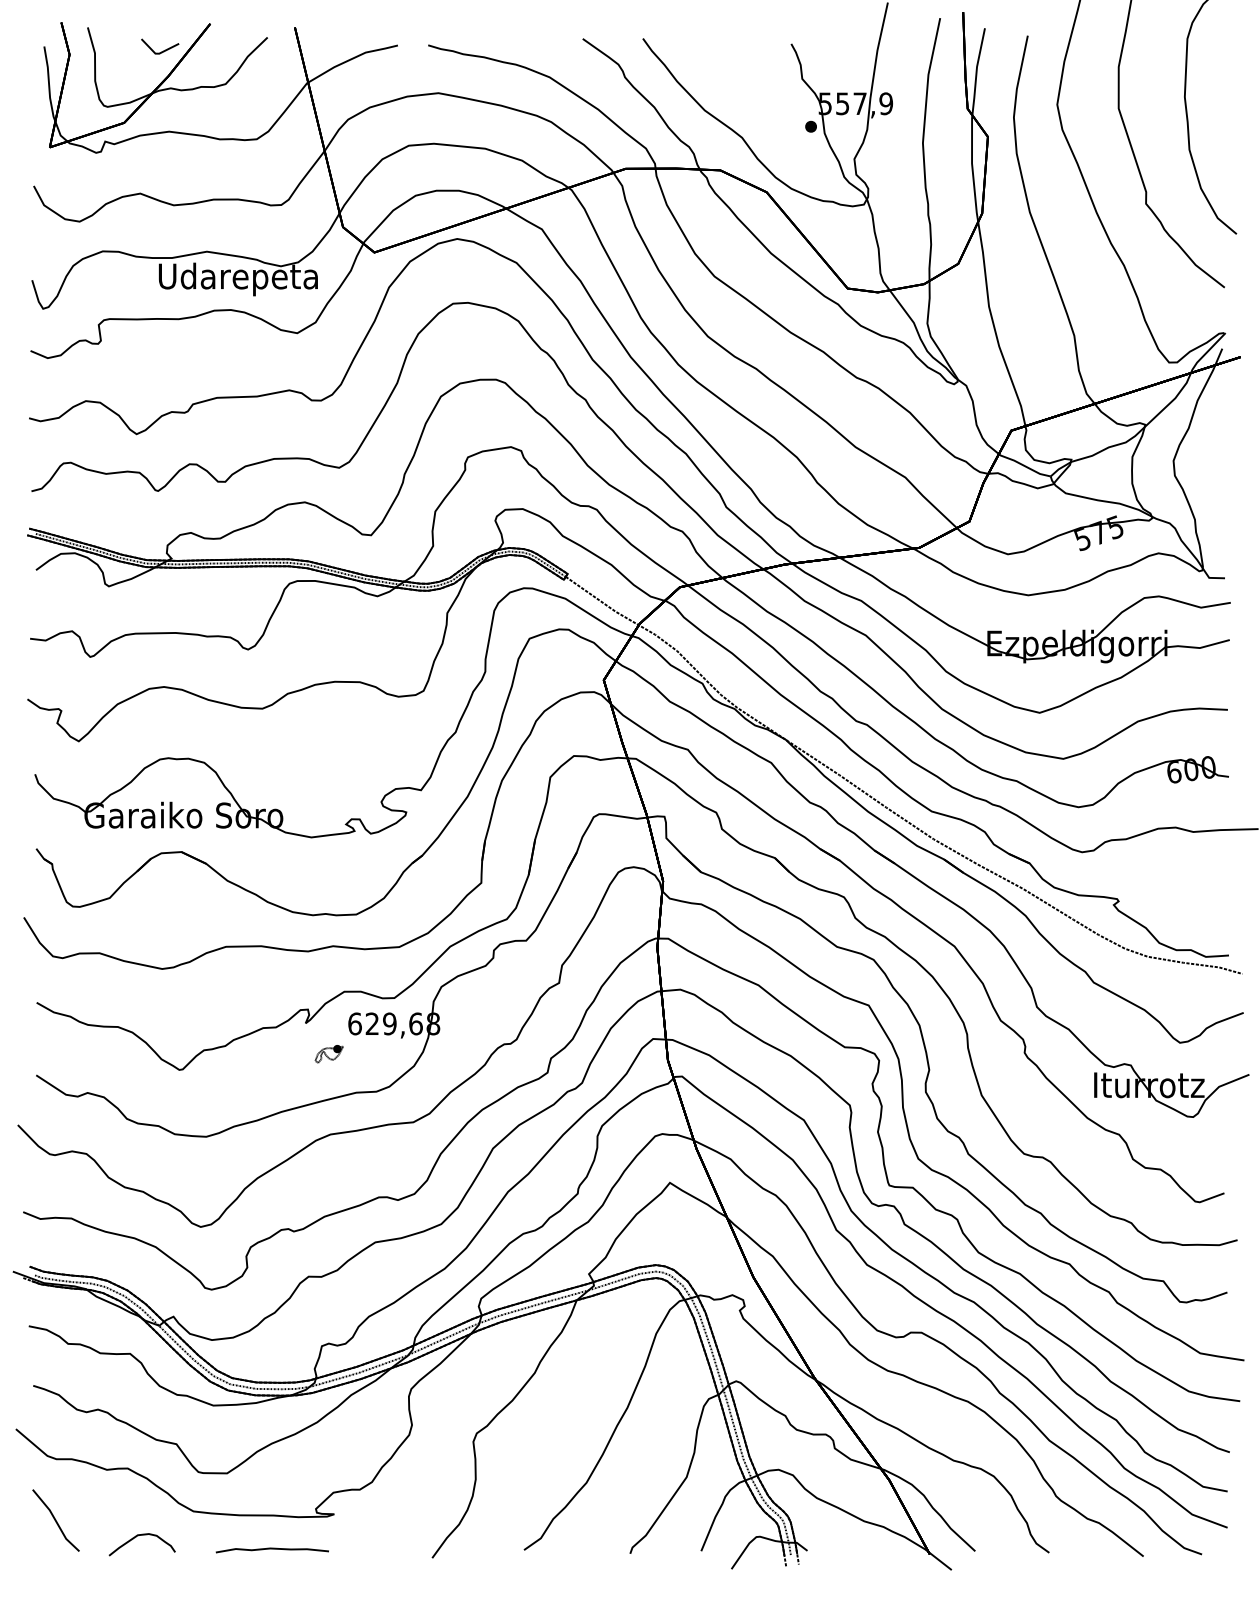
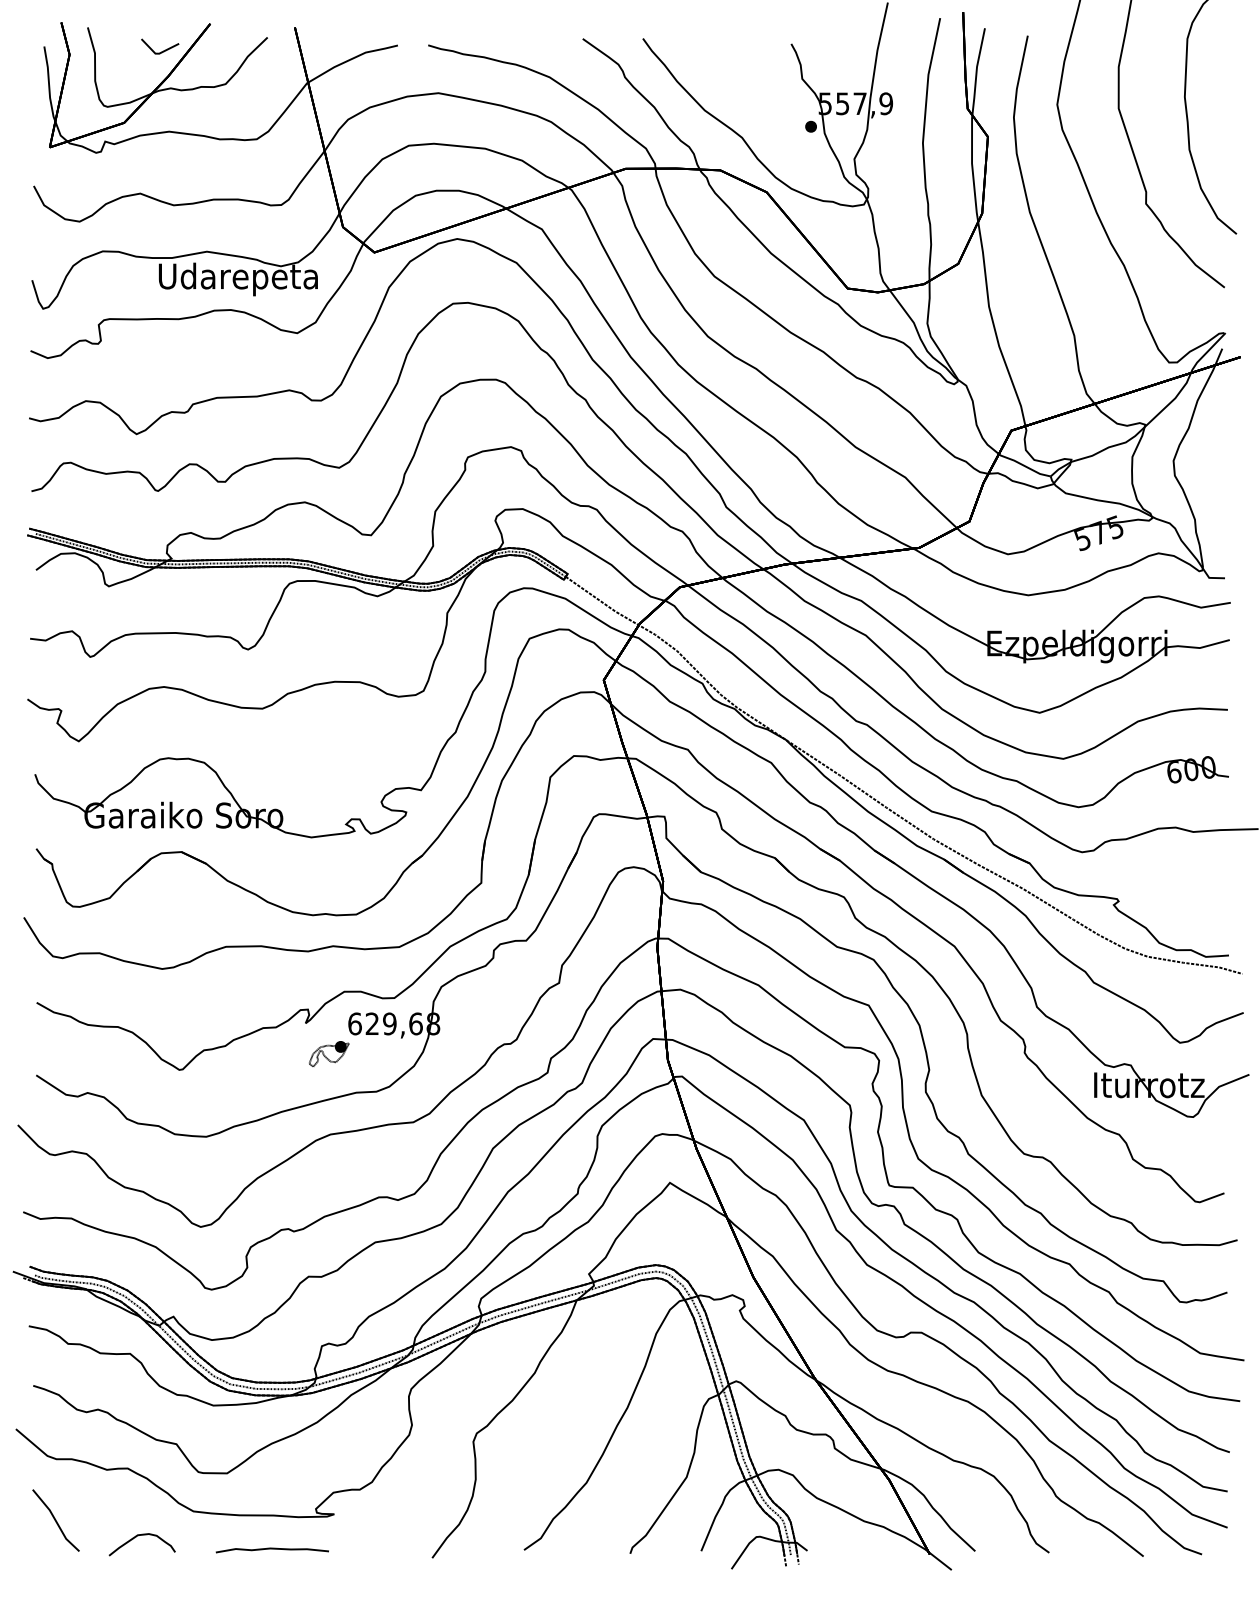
part size: 30x19 px -> 41x26 px (329, 1053)
